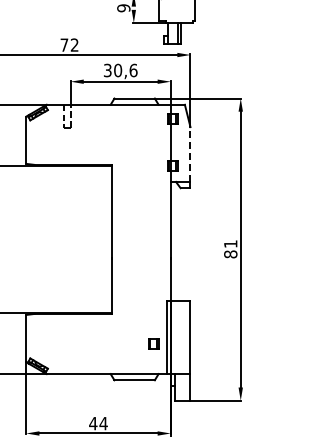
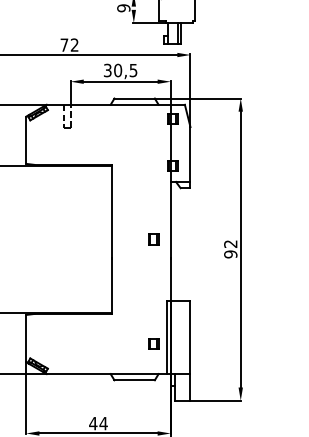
text: 30,6 -> 30,5 (133, 70)
line: dashed -> solid (190, 154)
part: none -> present (153, 239)
text: 81 -> 92 (230, 249)
